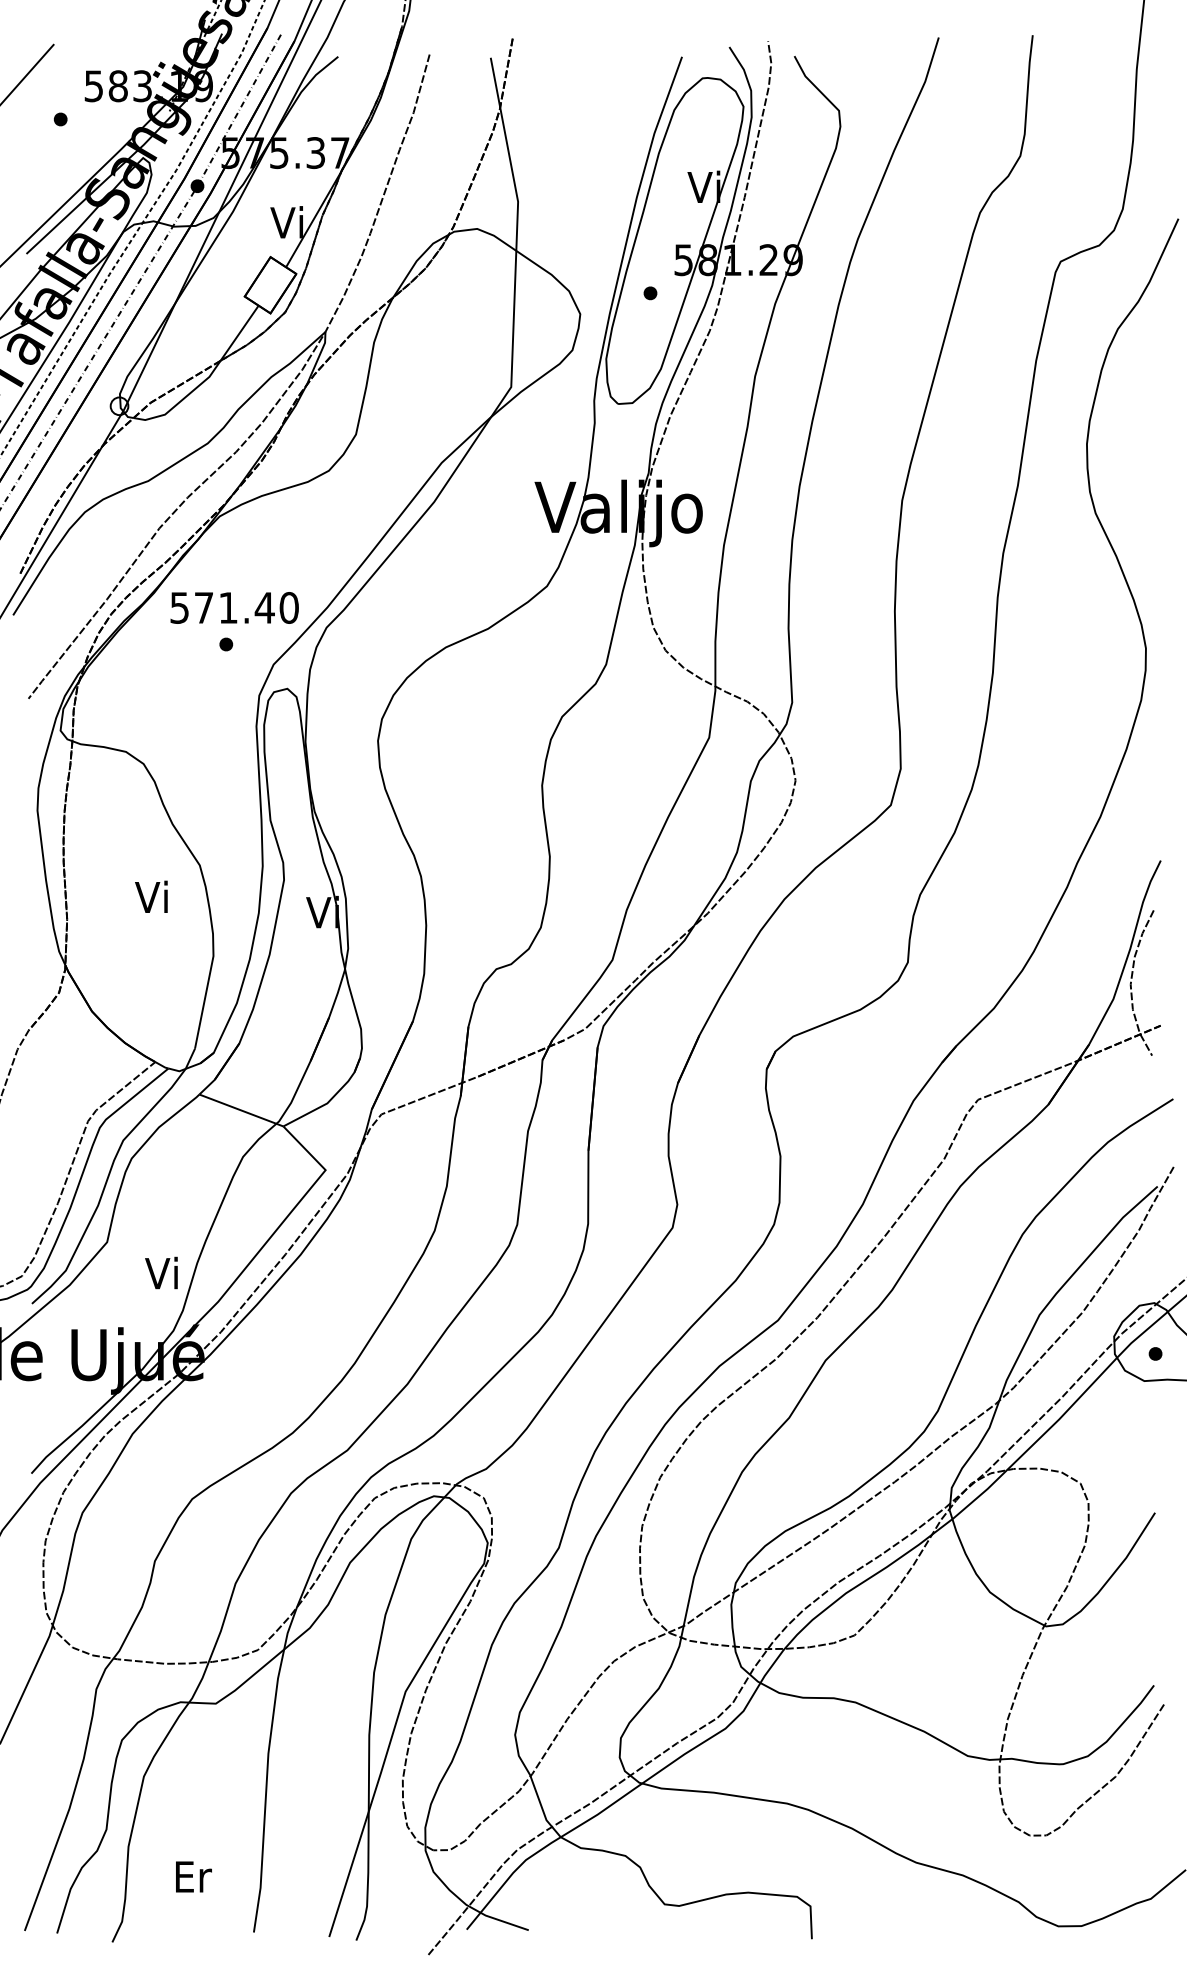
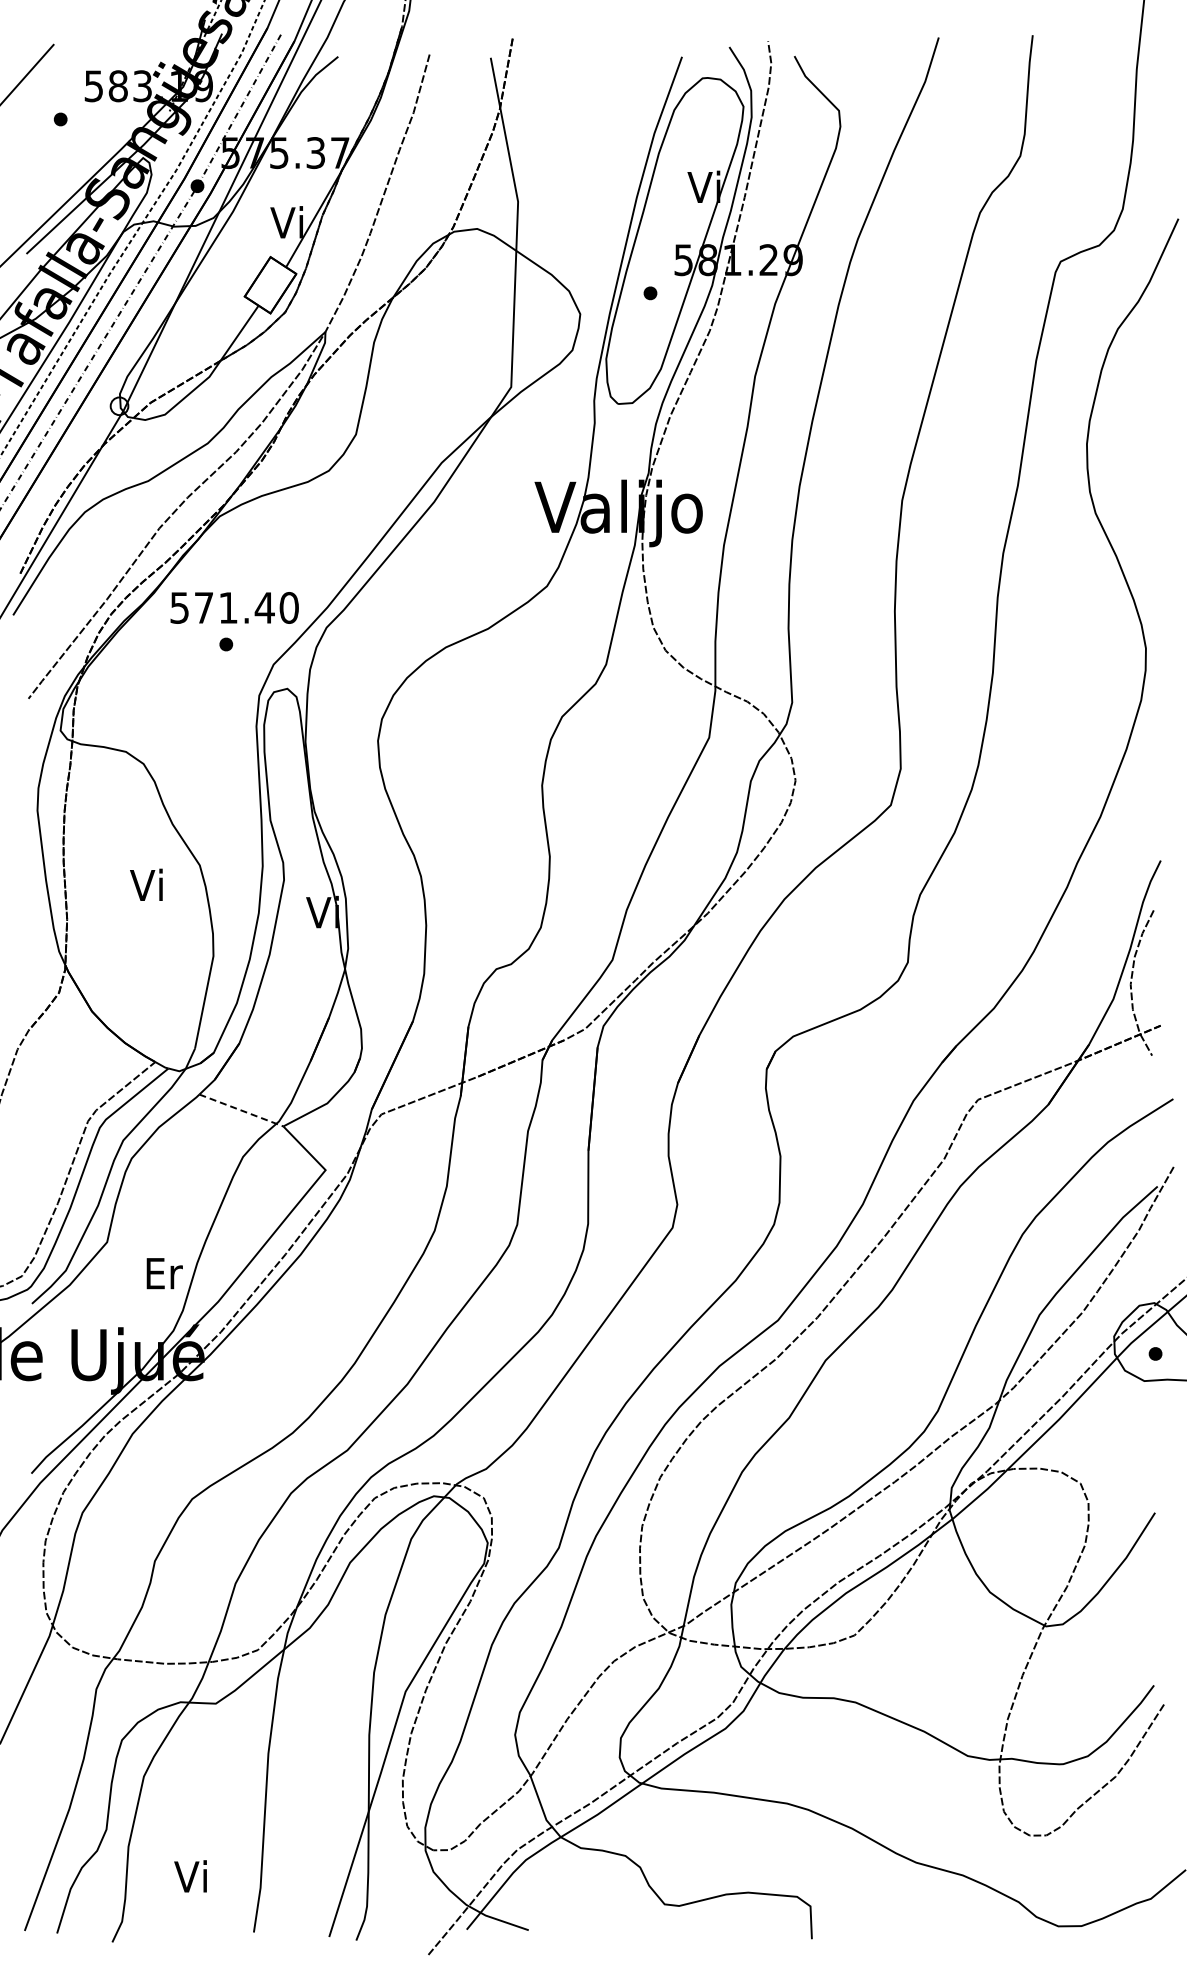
text position: (151, 896) -> (146, 884) (146, 884)
line: solid -> dashed (241, 1110)
text: Vi -> Er (163, 1272)
text: Er -> Vi (192, 1876)
